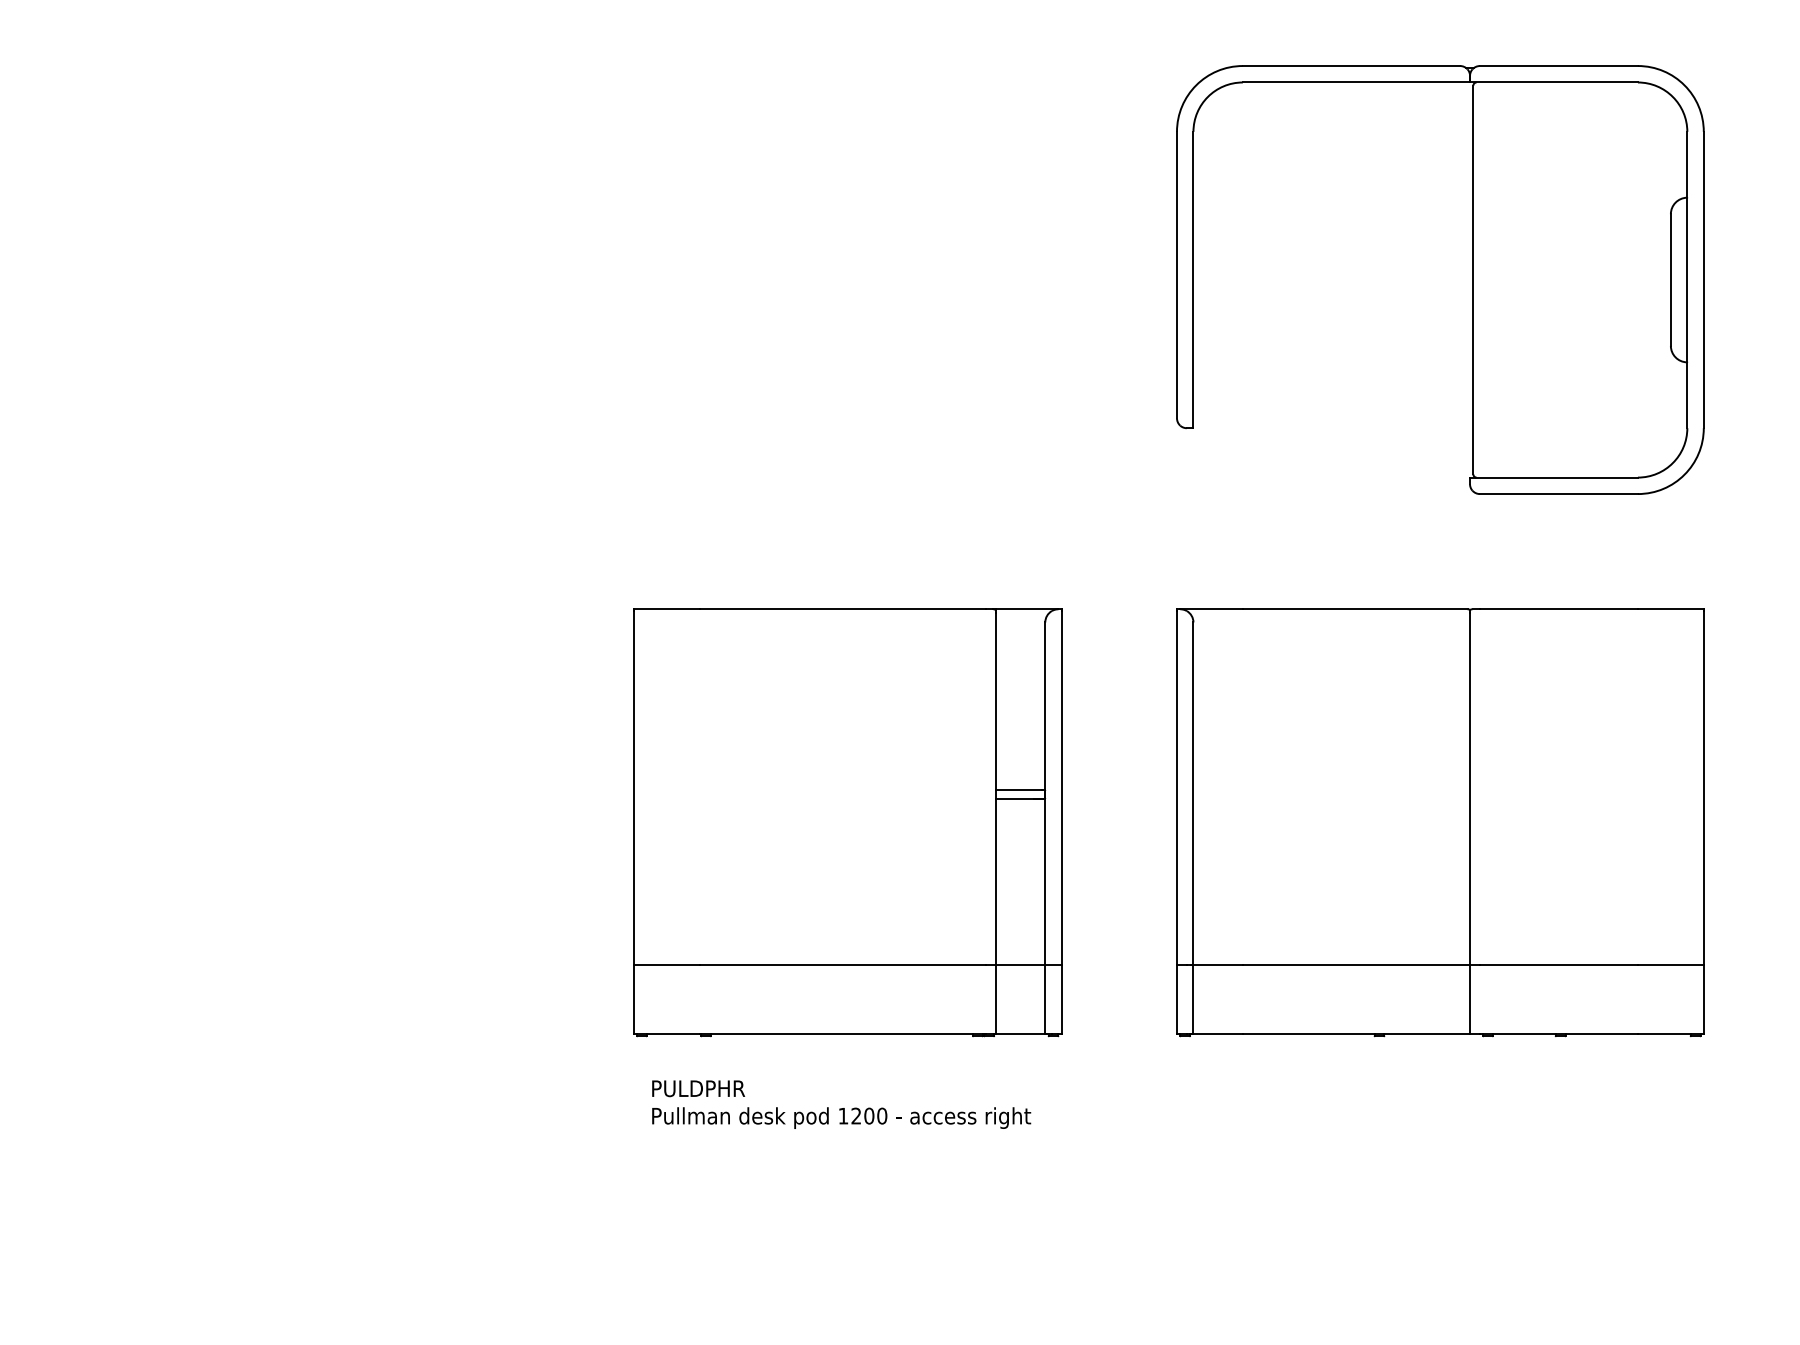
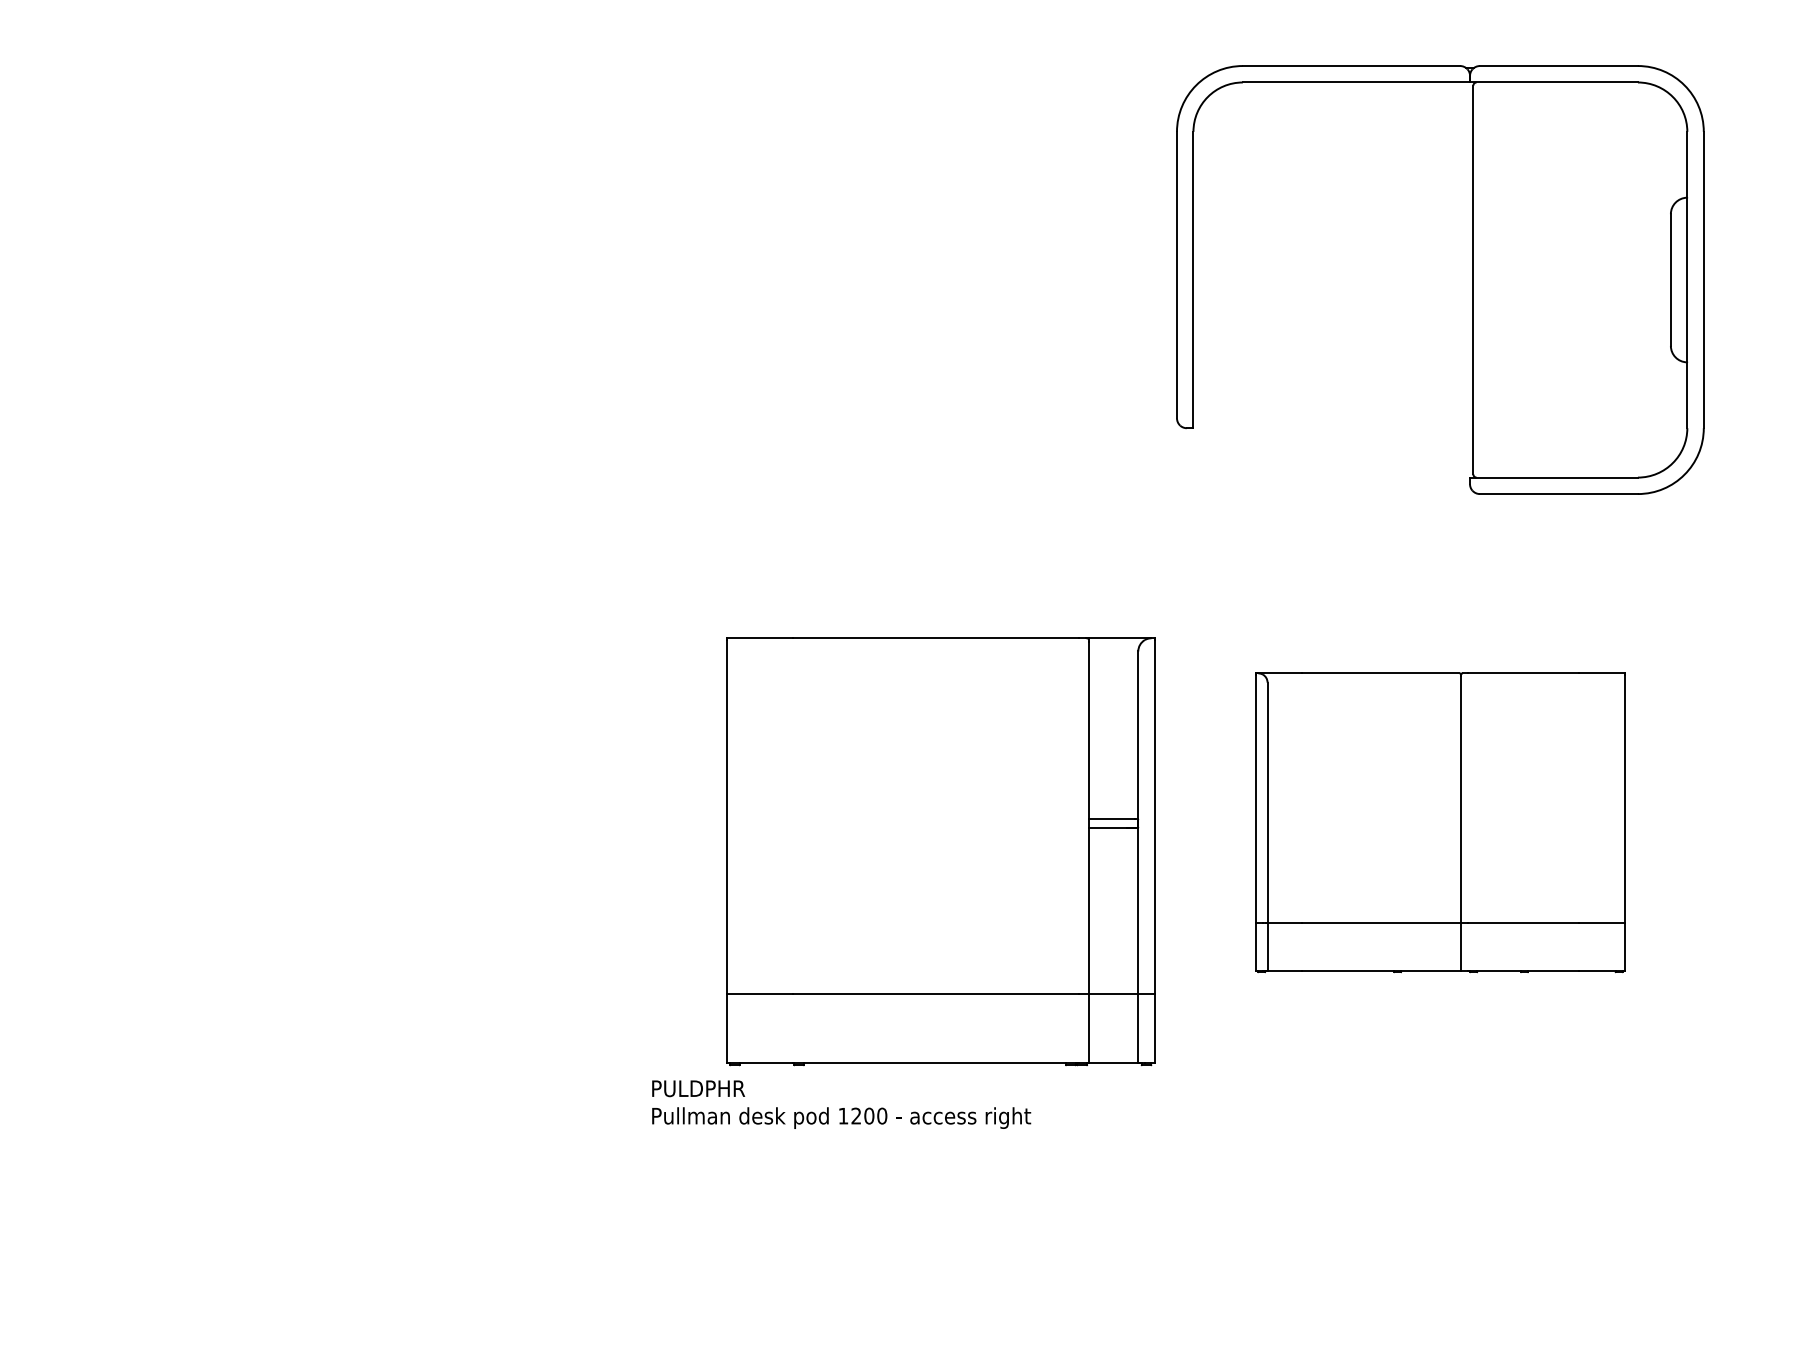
part position: (847, 822) -> (940, 851) (940, 851)
part size: 529x430 px -> 371x302 px (1440, 822)
